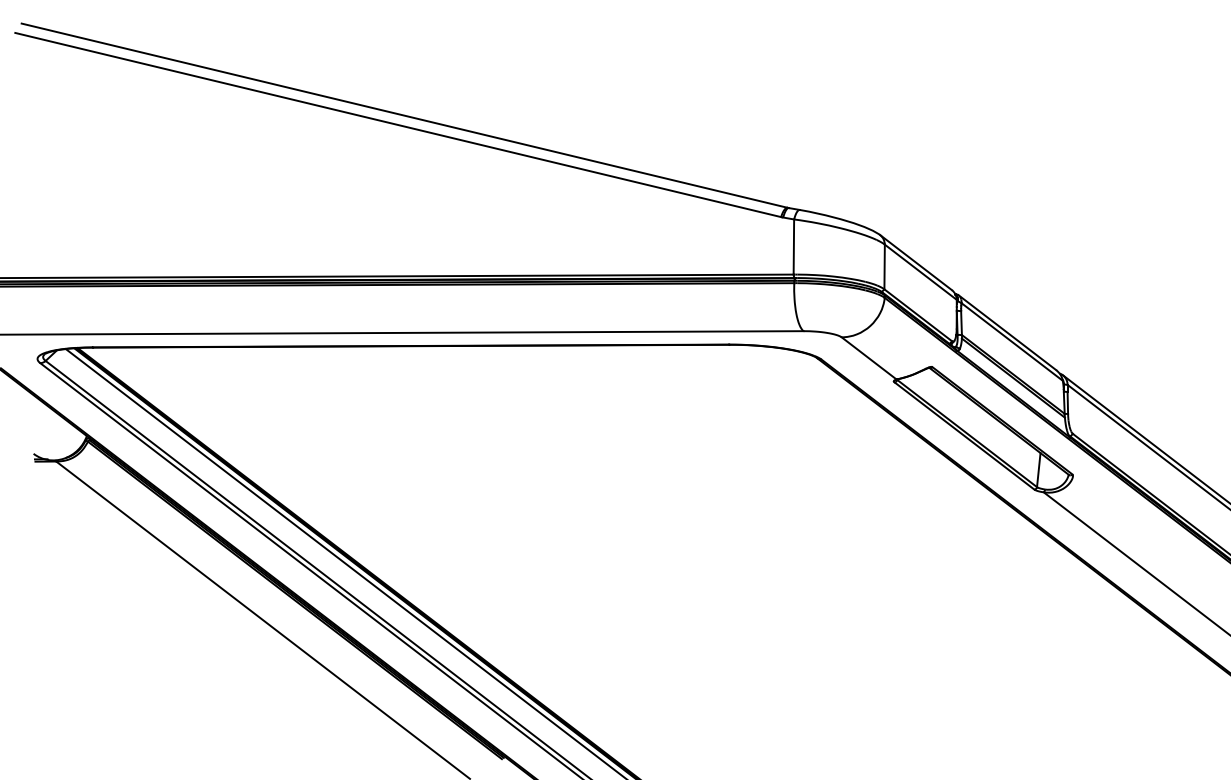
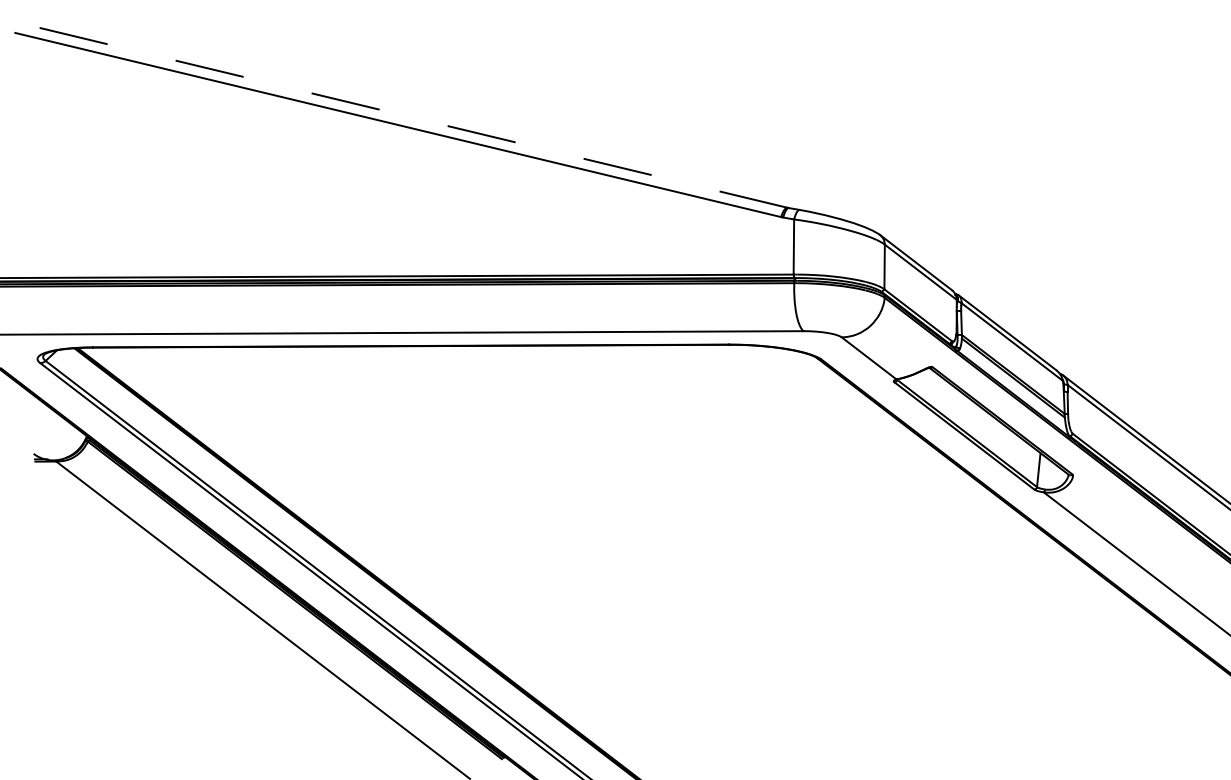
line: solid -> dashed (404, 115)
line: present -> none (344, 562)
